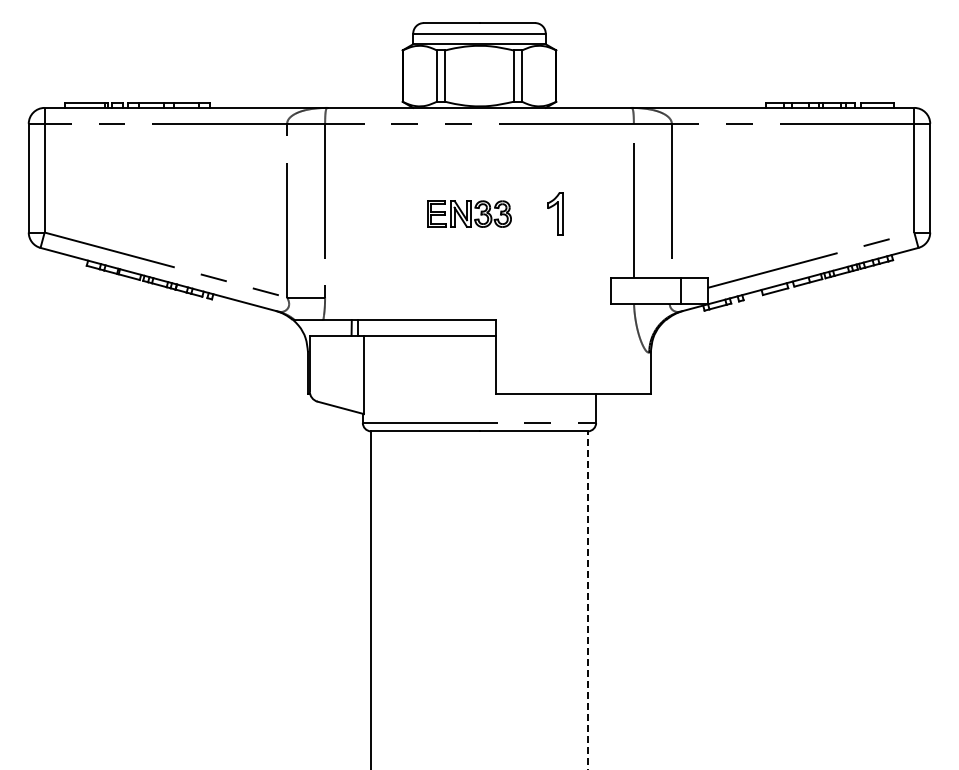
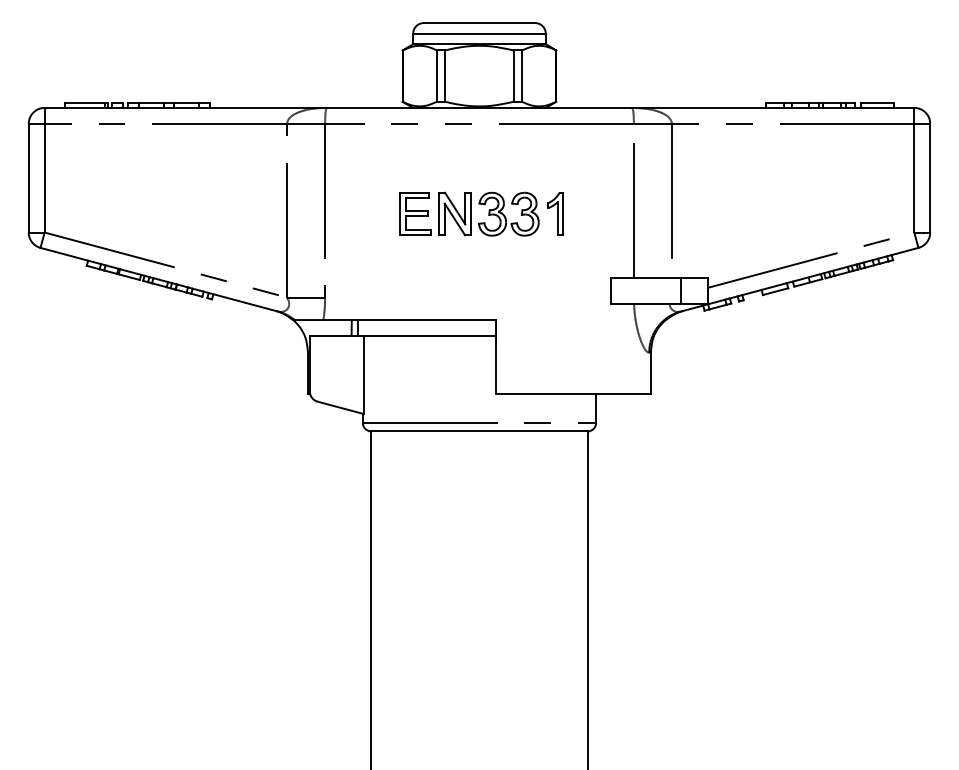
part size: 85x28 px -> 141x46 px (469, 213)
line: dashed -> solid (588, 600)
